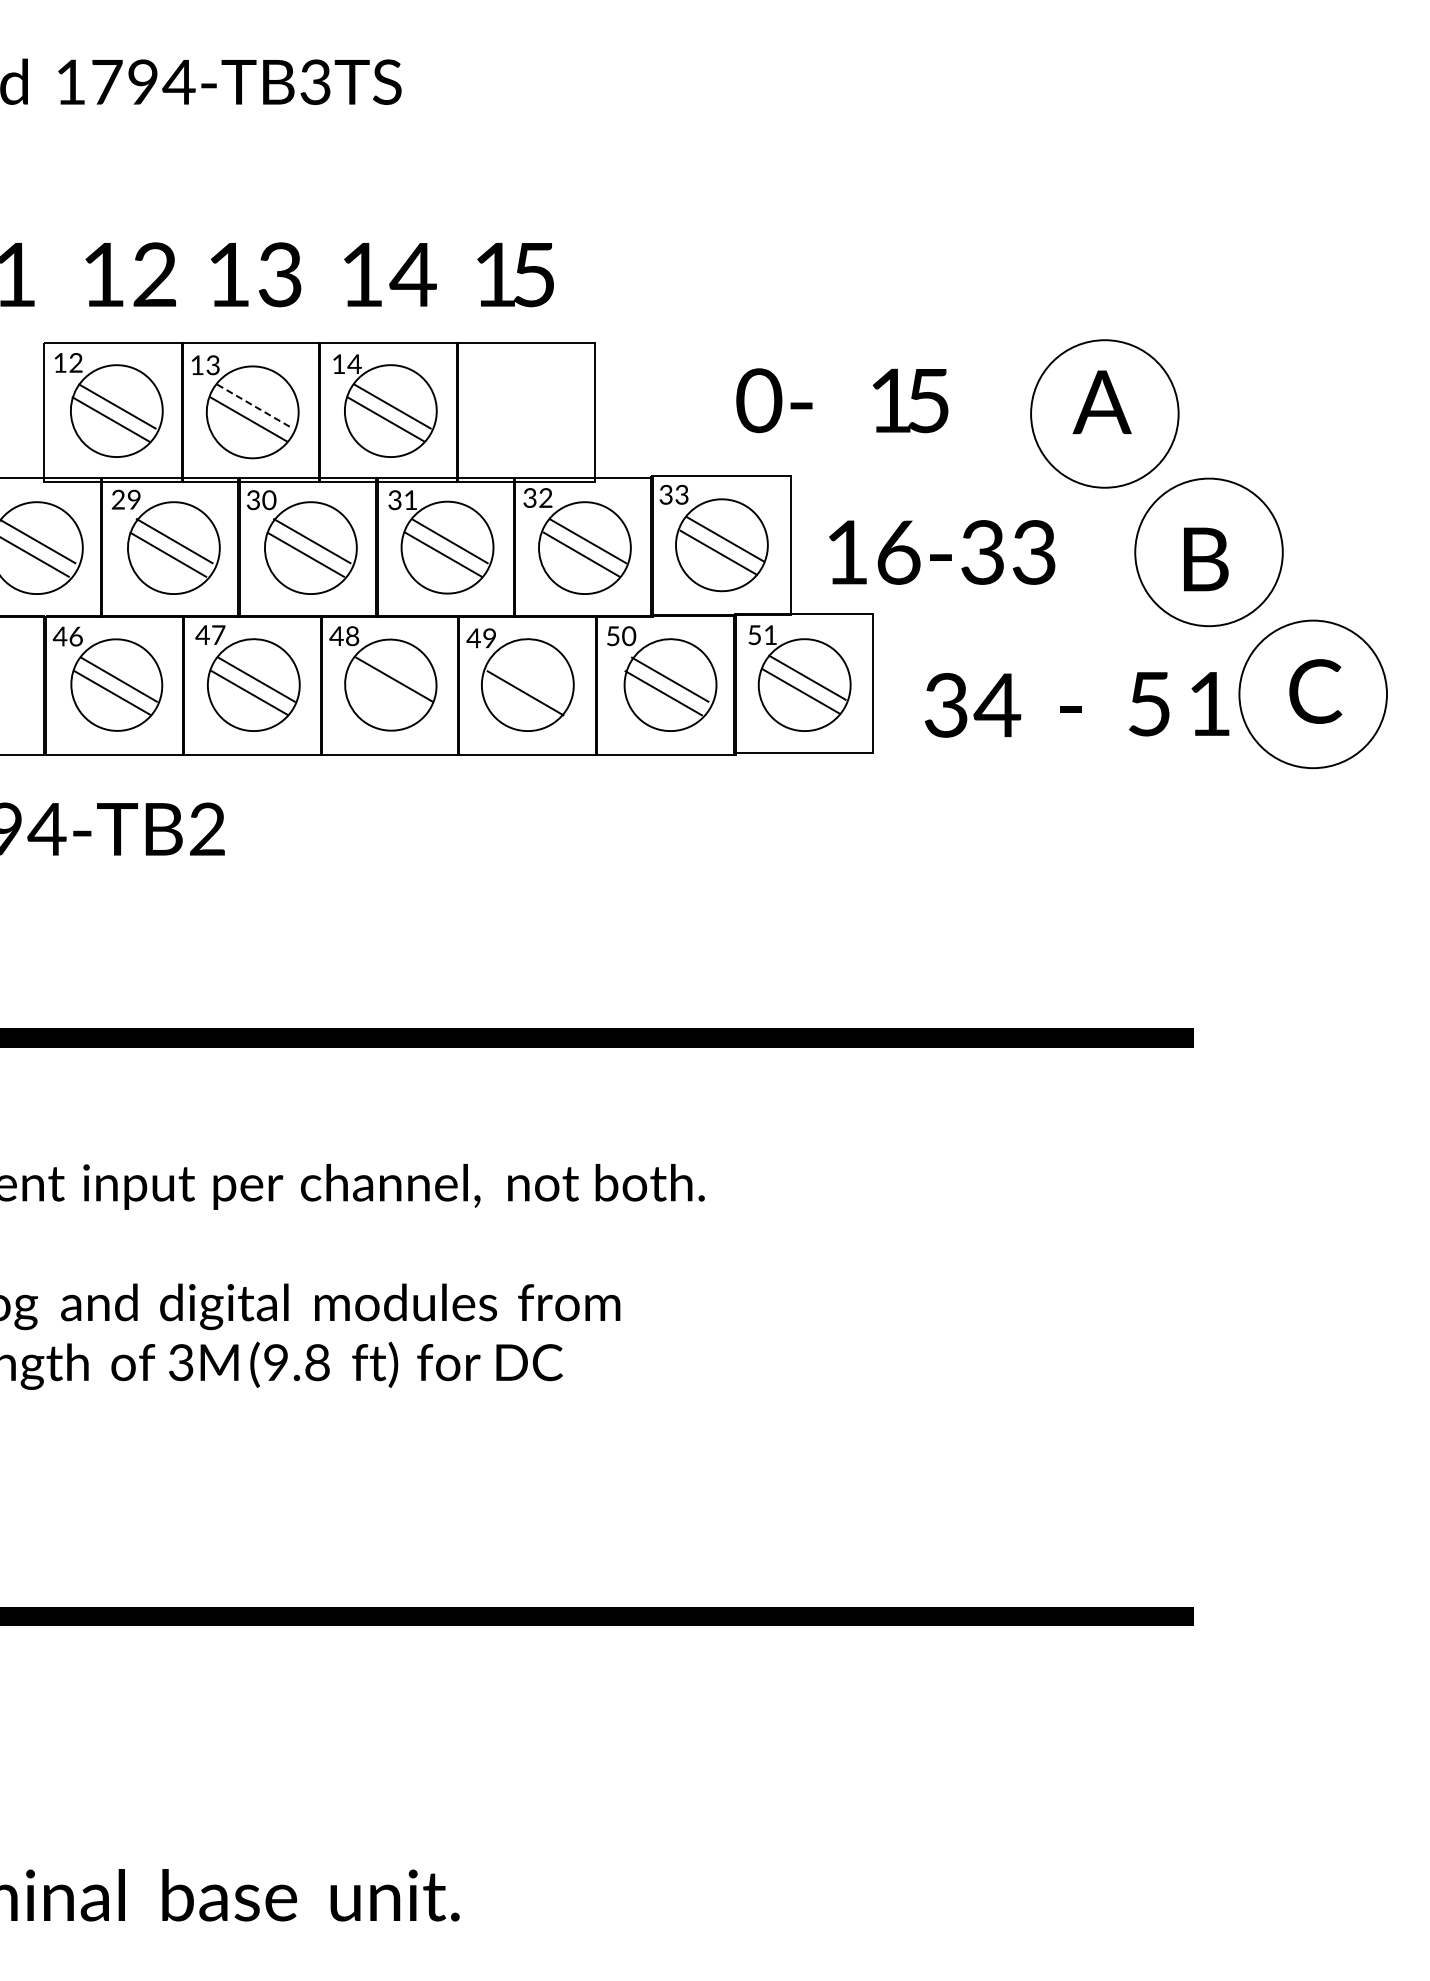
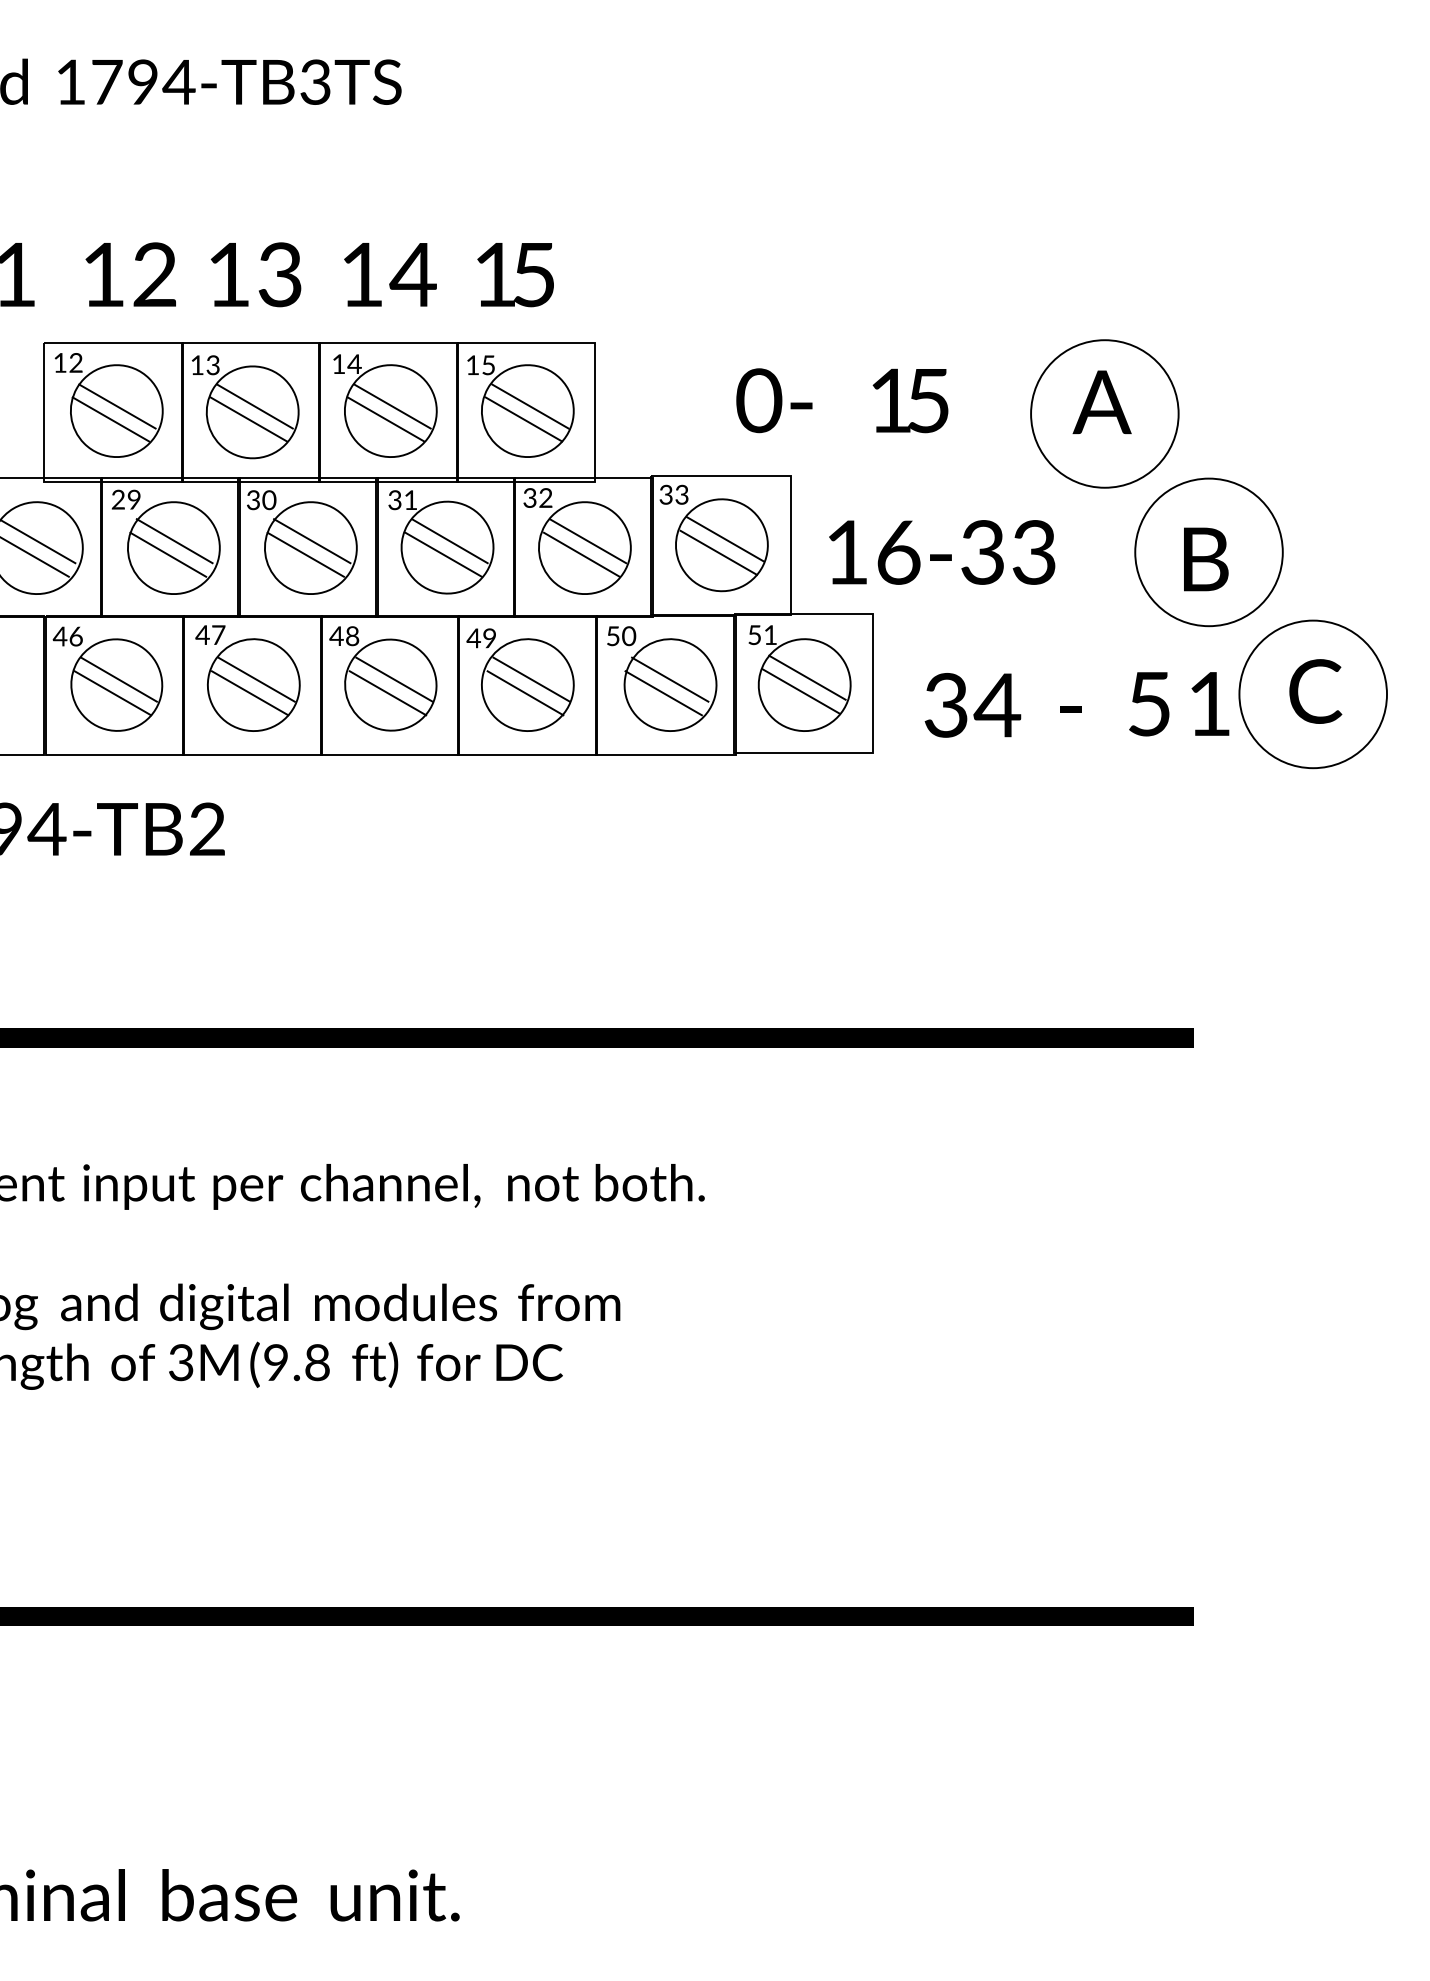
line: dashed -> solid (254, 406)
part: none -> present (520, 406)
line: none -> present (531, 679)
line: none -> present (387, 693)
